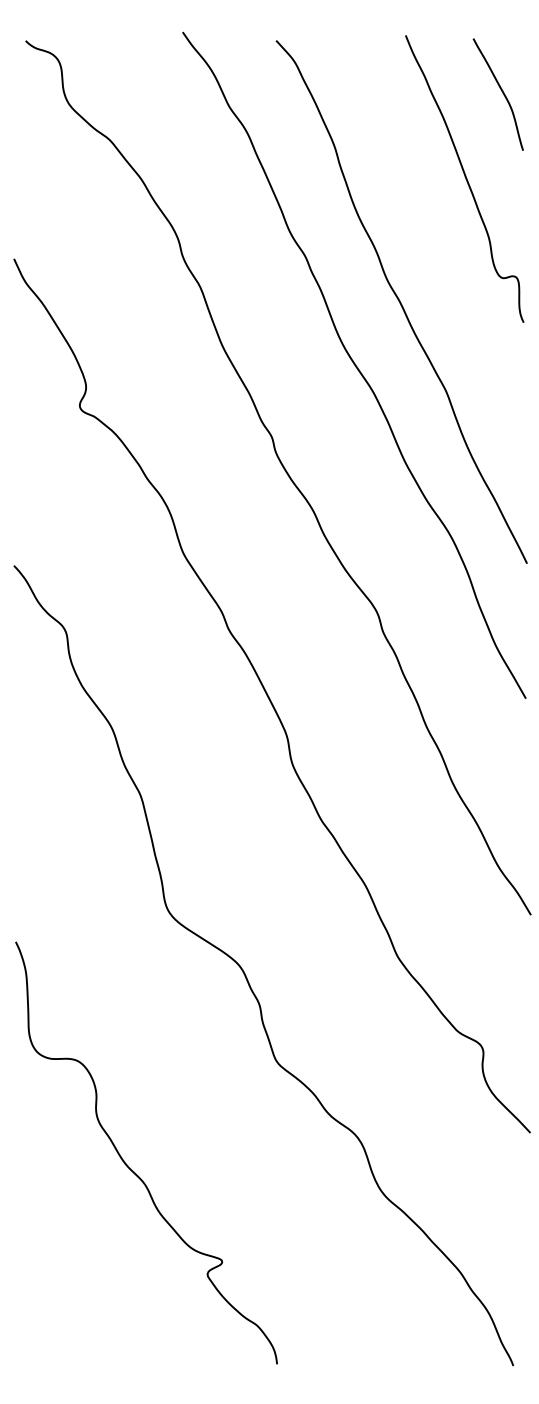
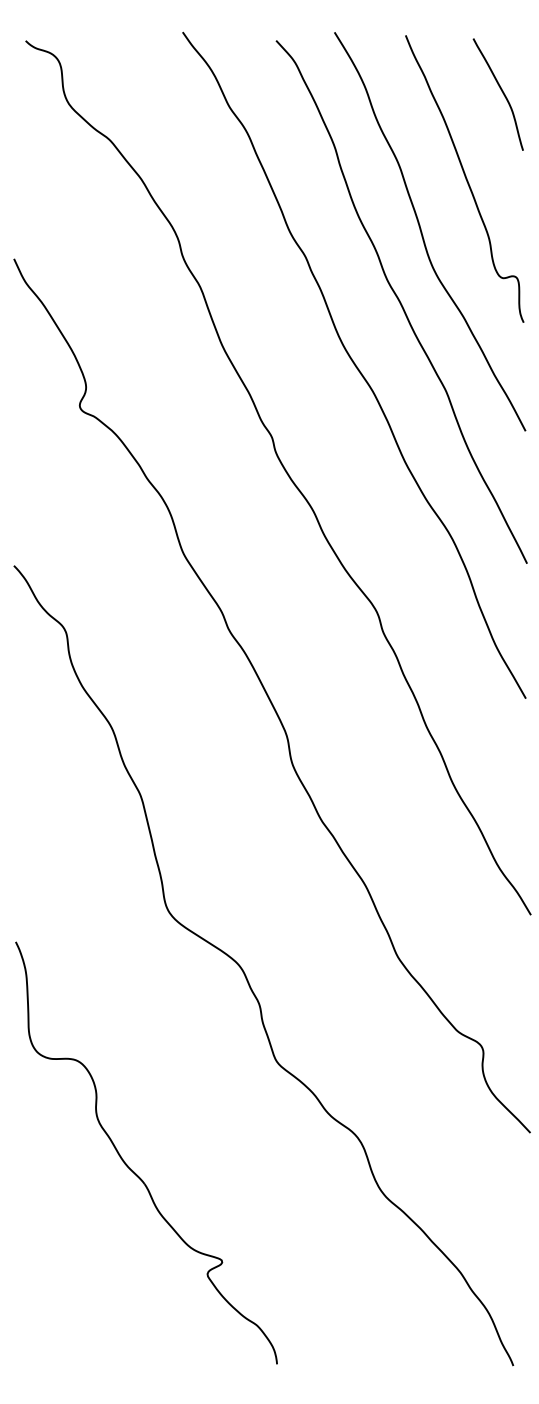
curve: none -> present (422, 231)
